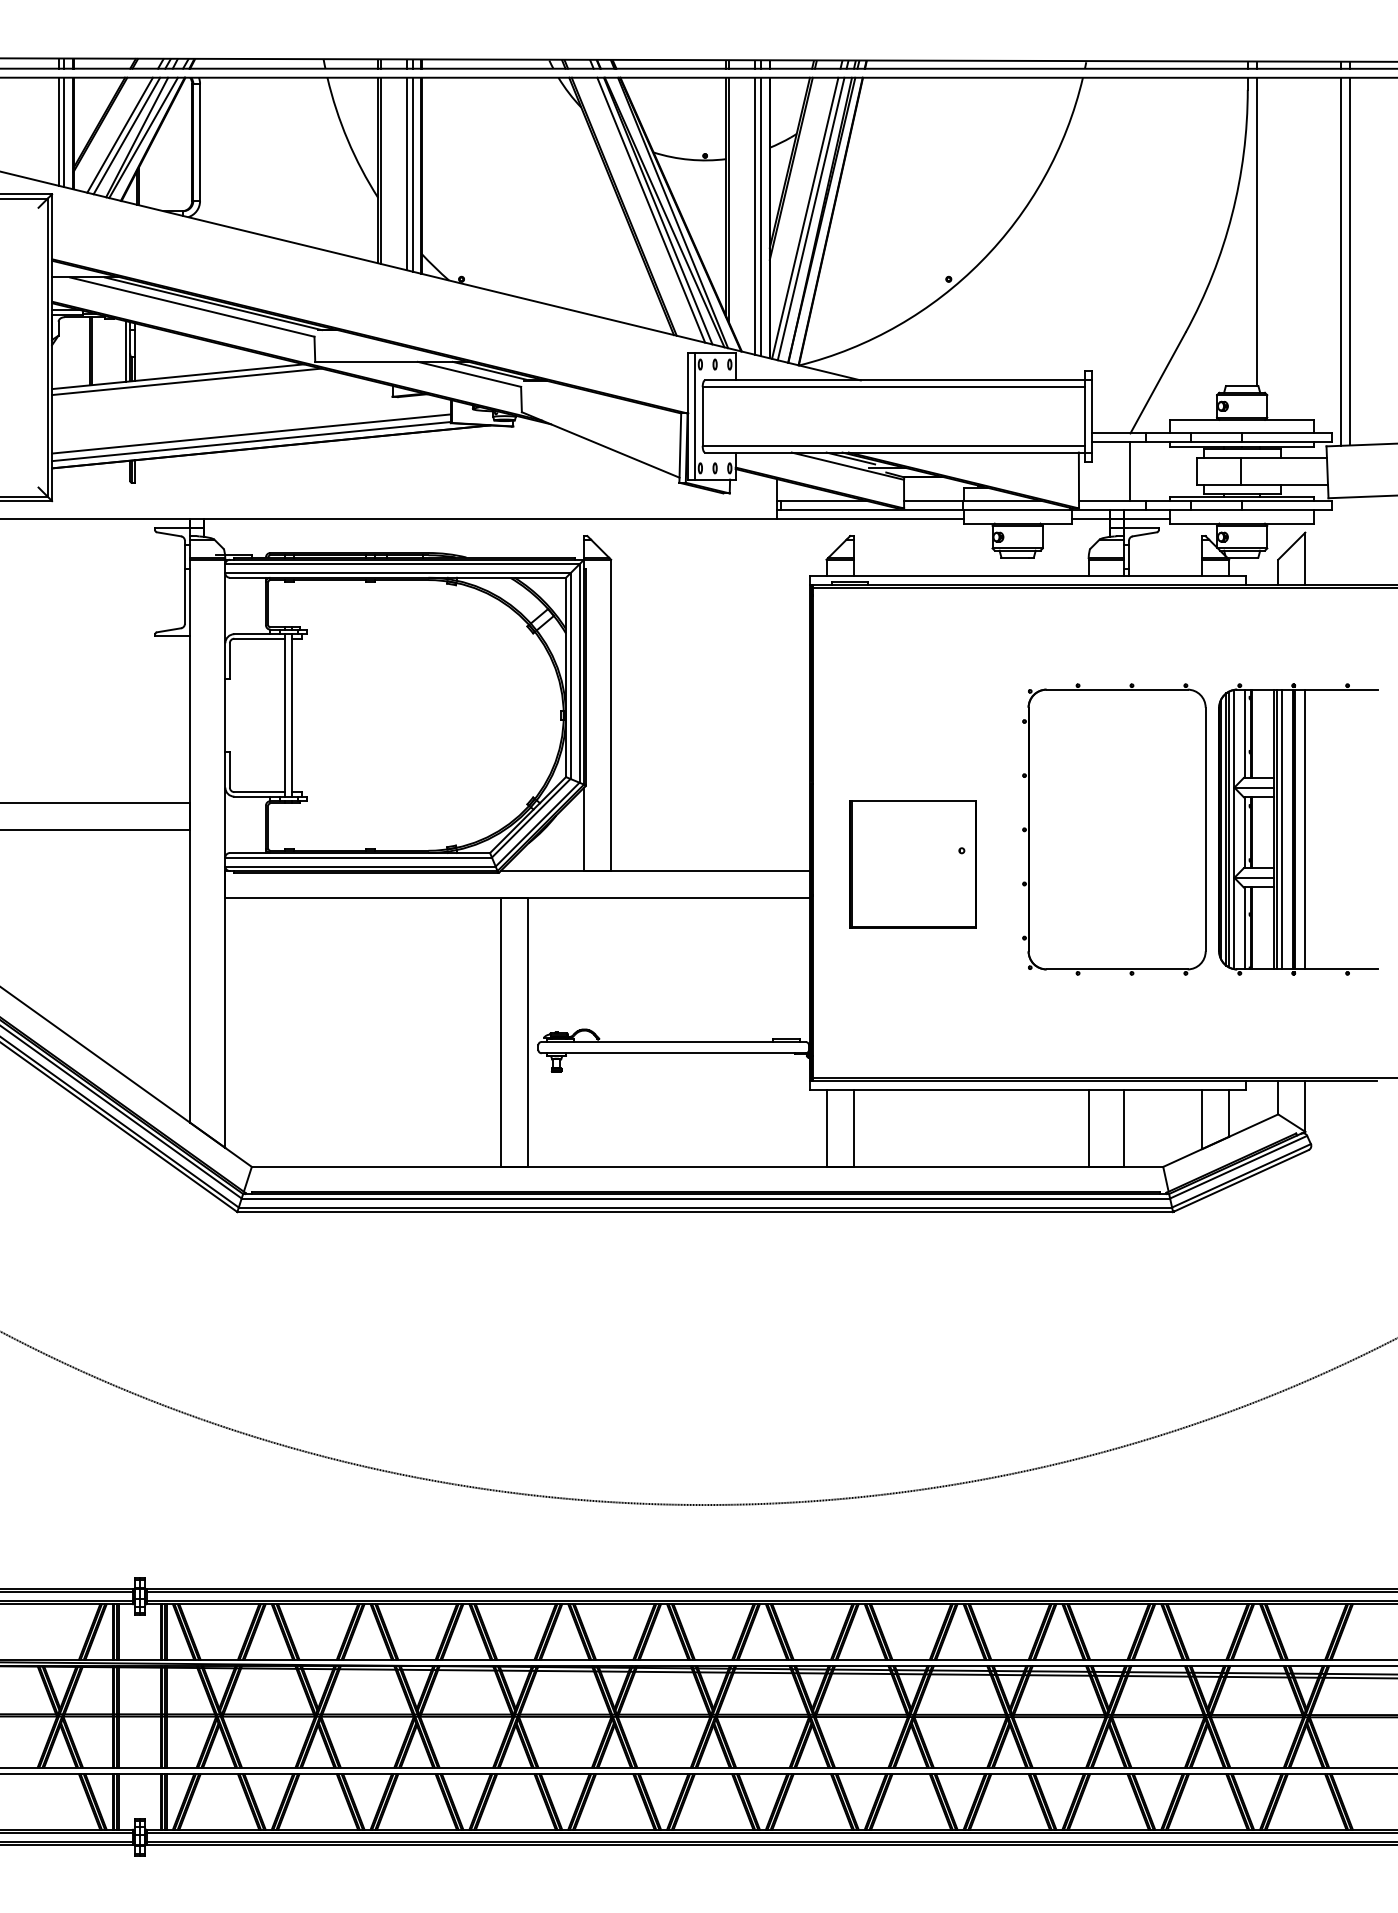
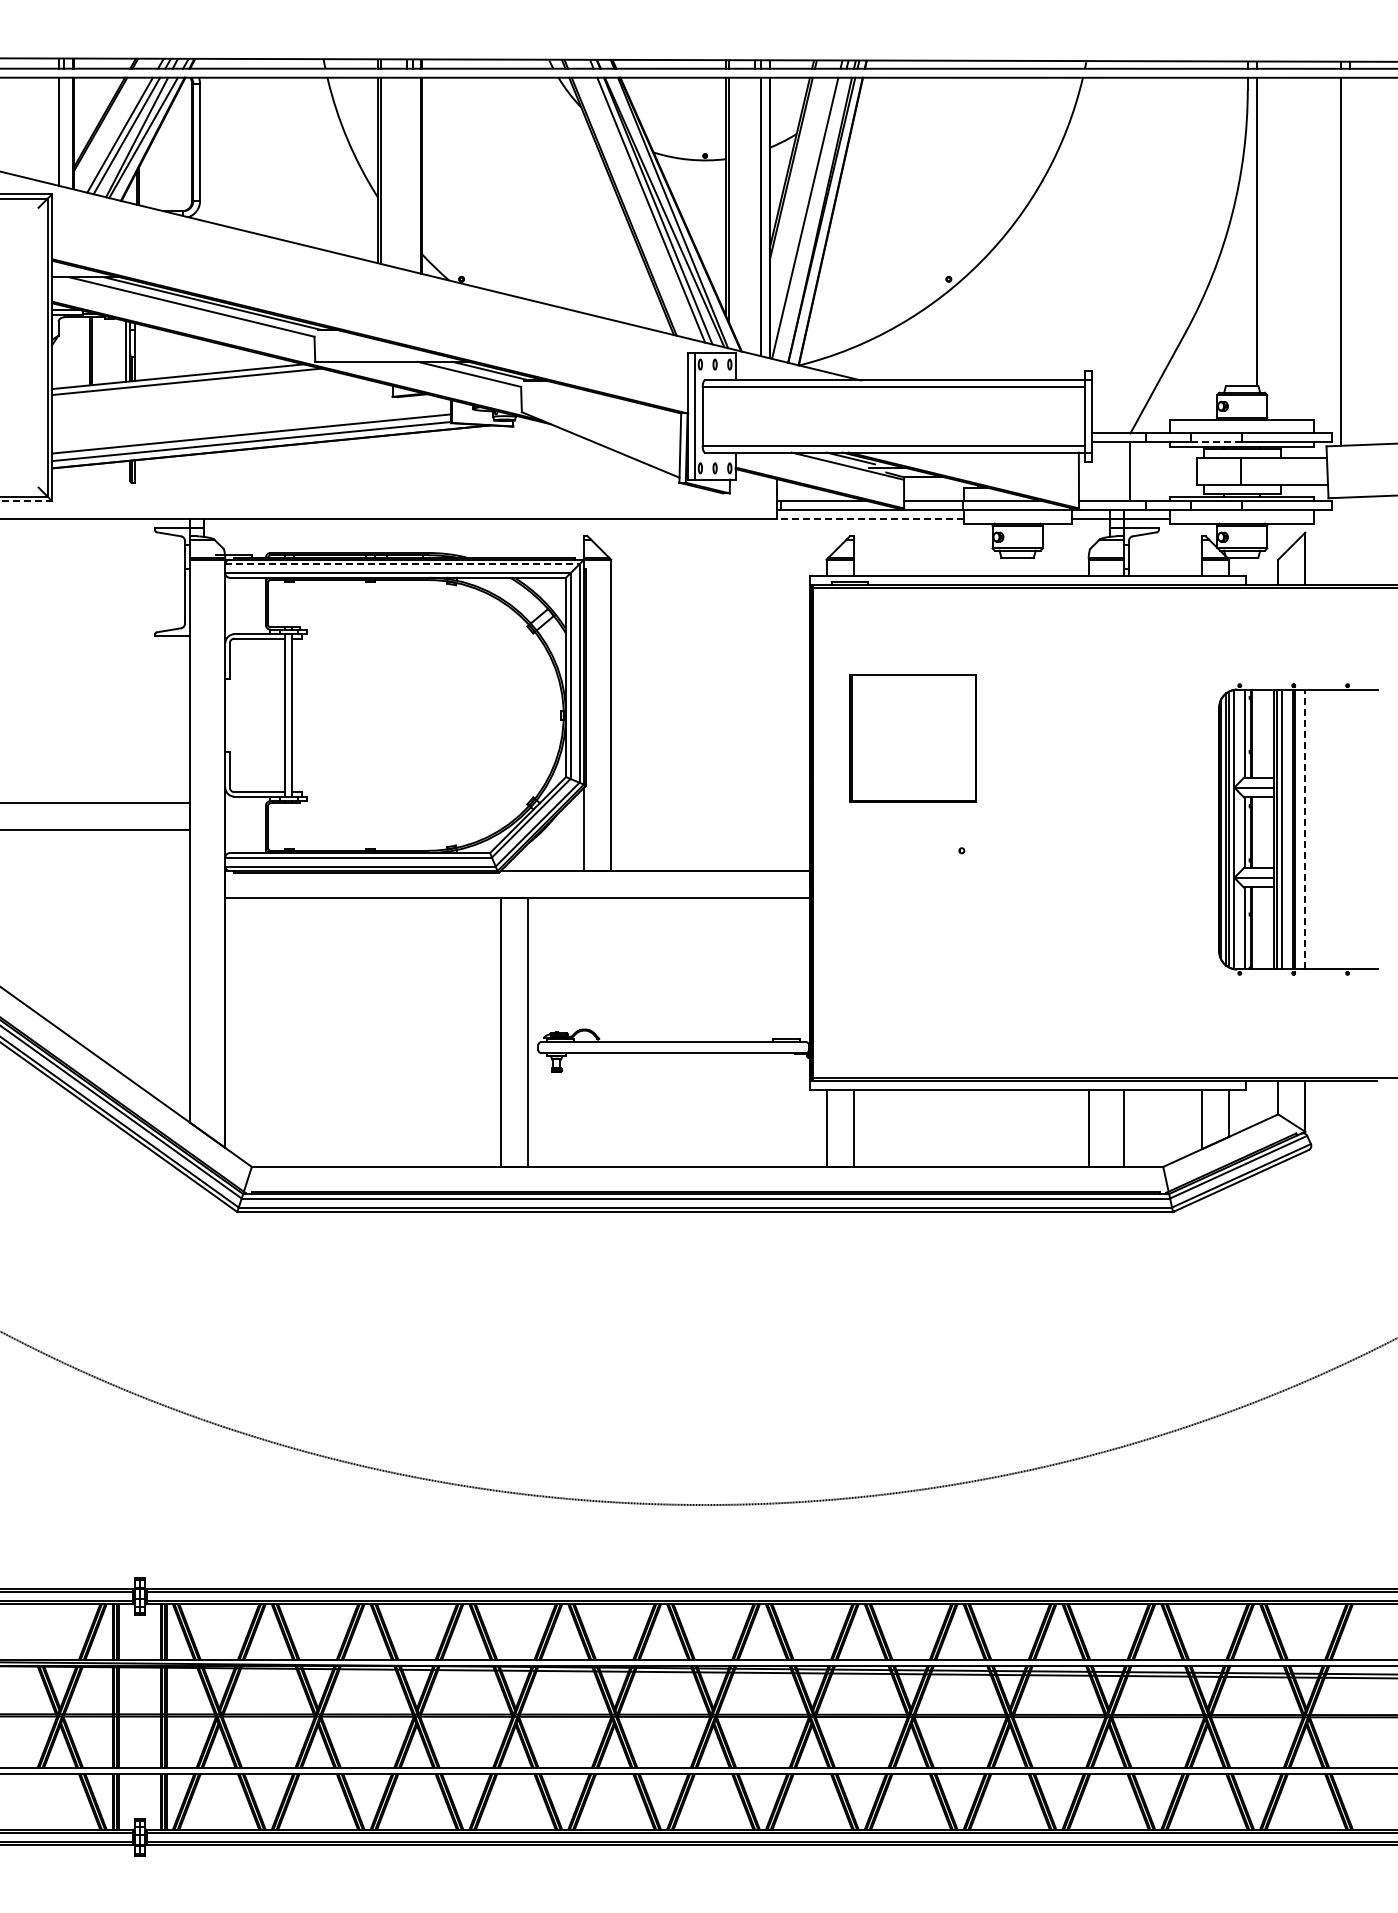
line: present -> none (64, 132)
line: present -> none (406, 173)
line: present -> none (412, 174)
line: present -> none (755, 215)
line: present -> none (810, 218)
line: present -> none (1350, 261)
line: solid -> dashed (1216, 442)
line: solid -> dashed (26, 501)
line: solid -> dashed (869, 519)
line: solid -> dashed (402, 564)
part: present -> none (1114, 829)
line: solid -> dashed (1305, 829)
part position: (912, 864) -> (912, 738) (912, 738)
